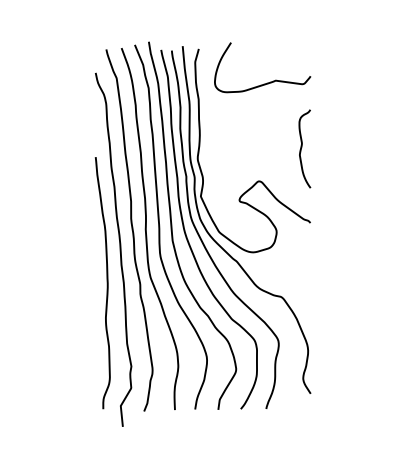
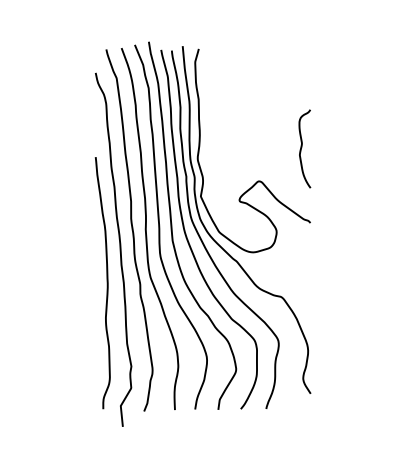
curve: present -> none (267, 82)
